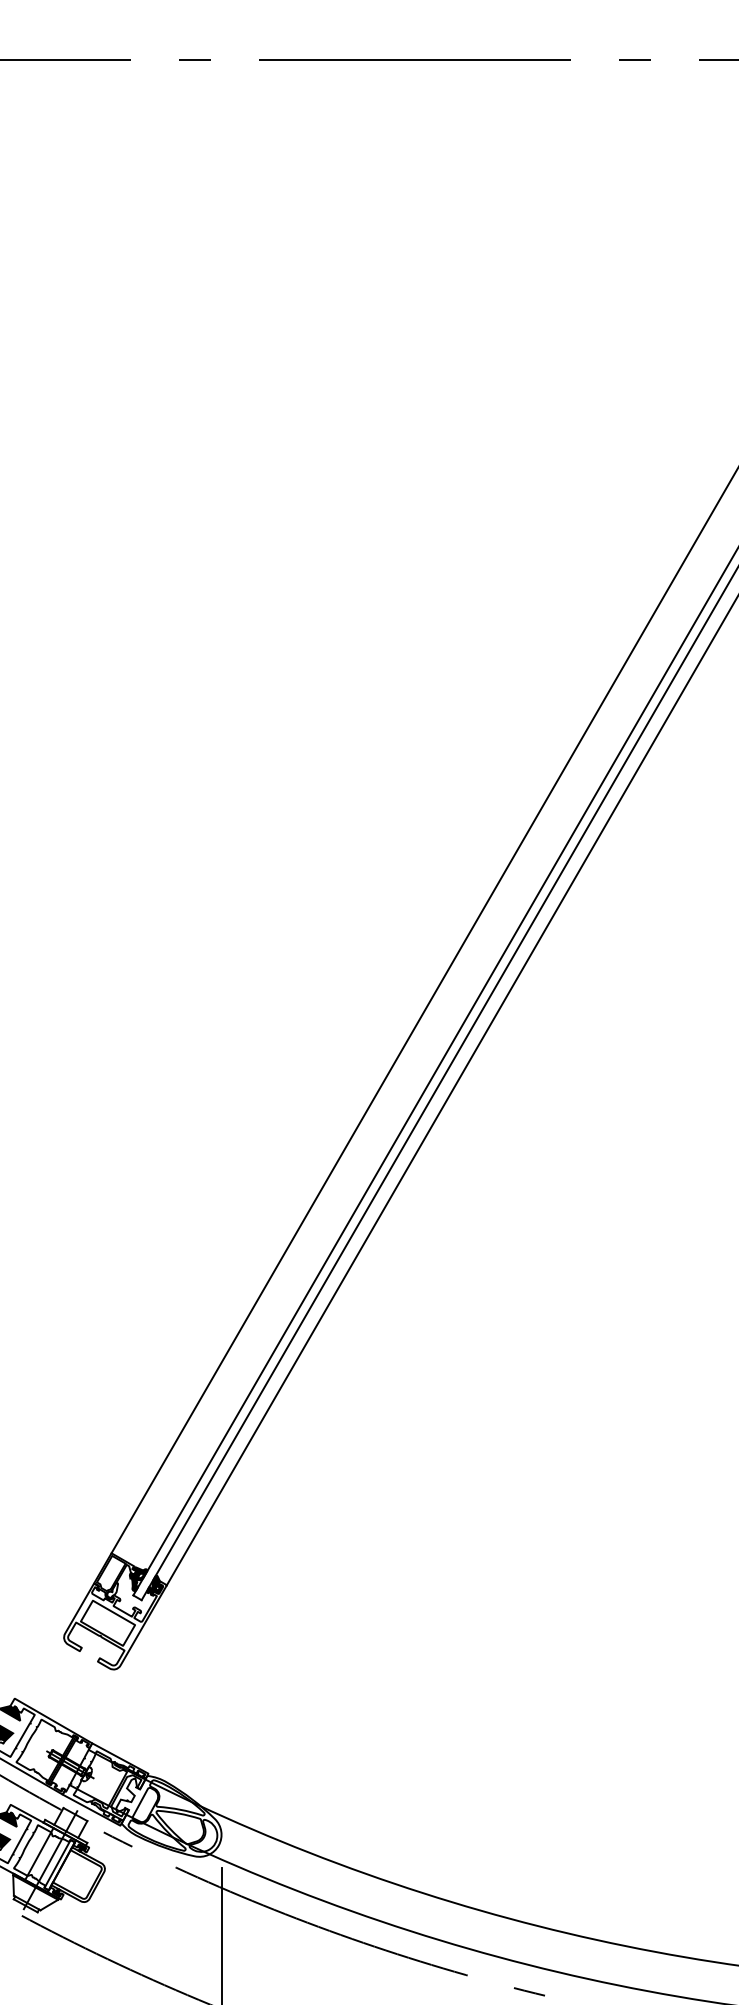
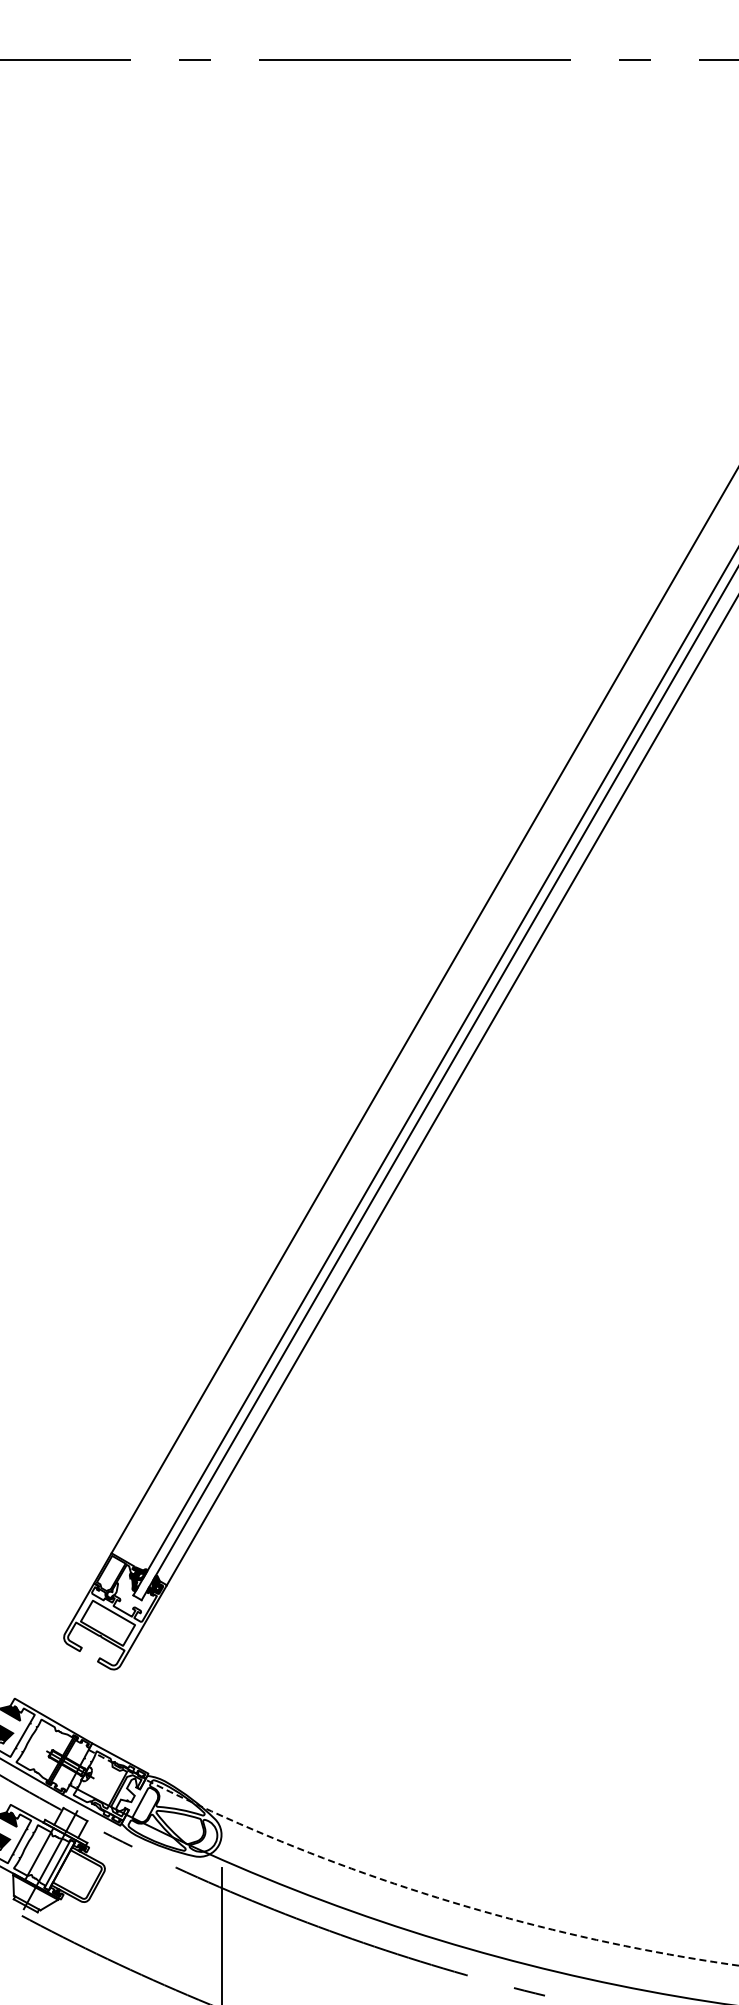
arc: solid -> dashed (402, 1886)
